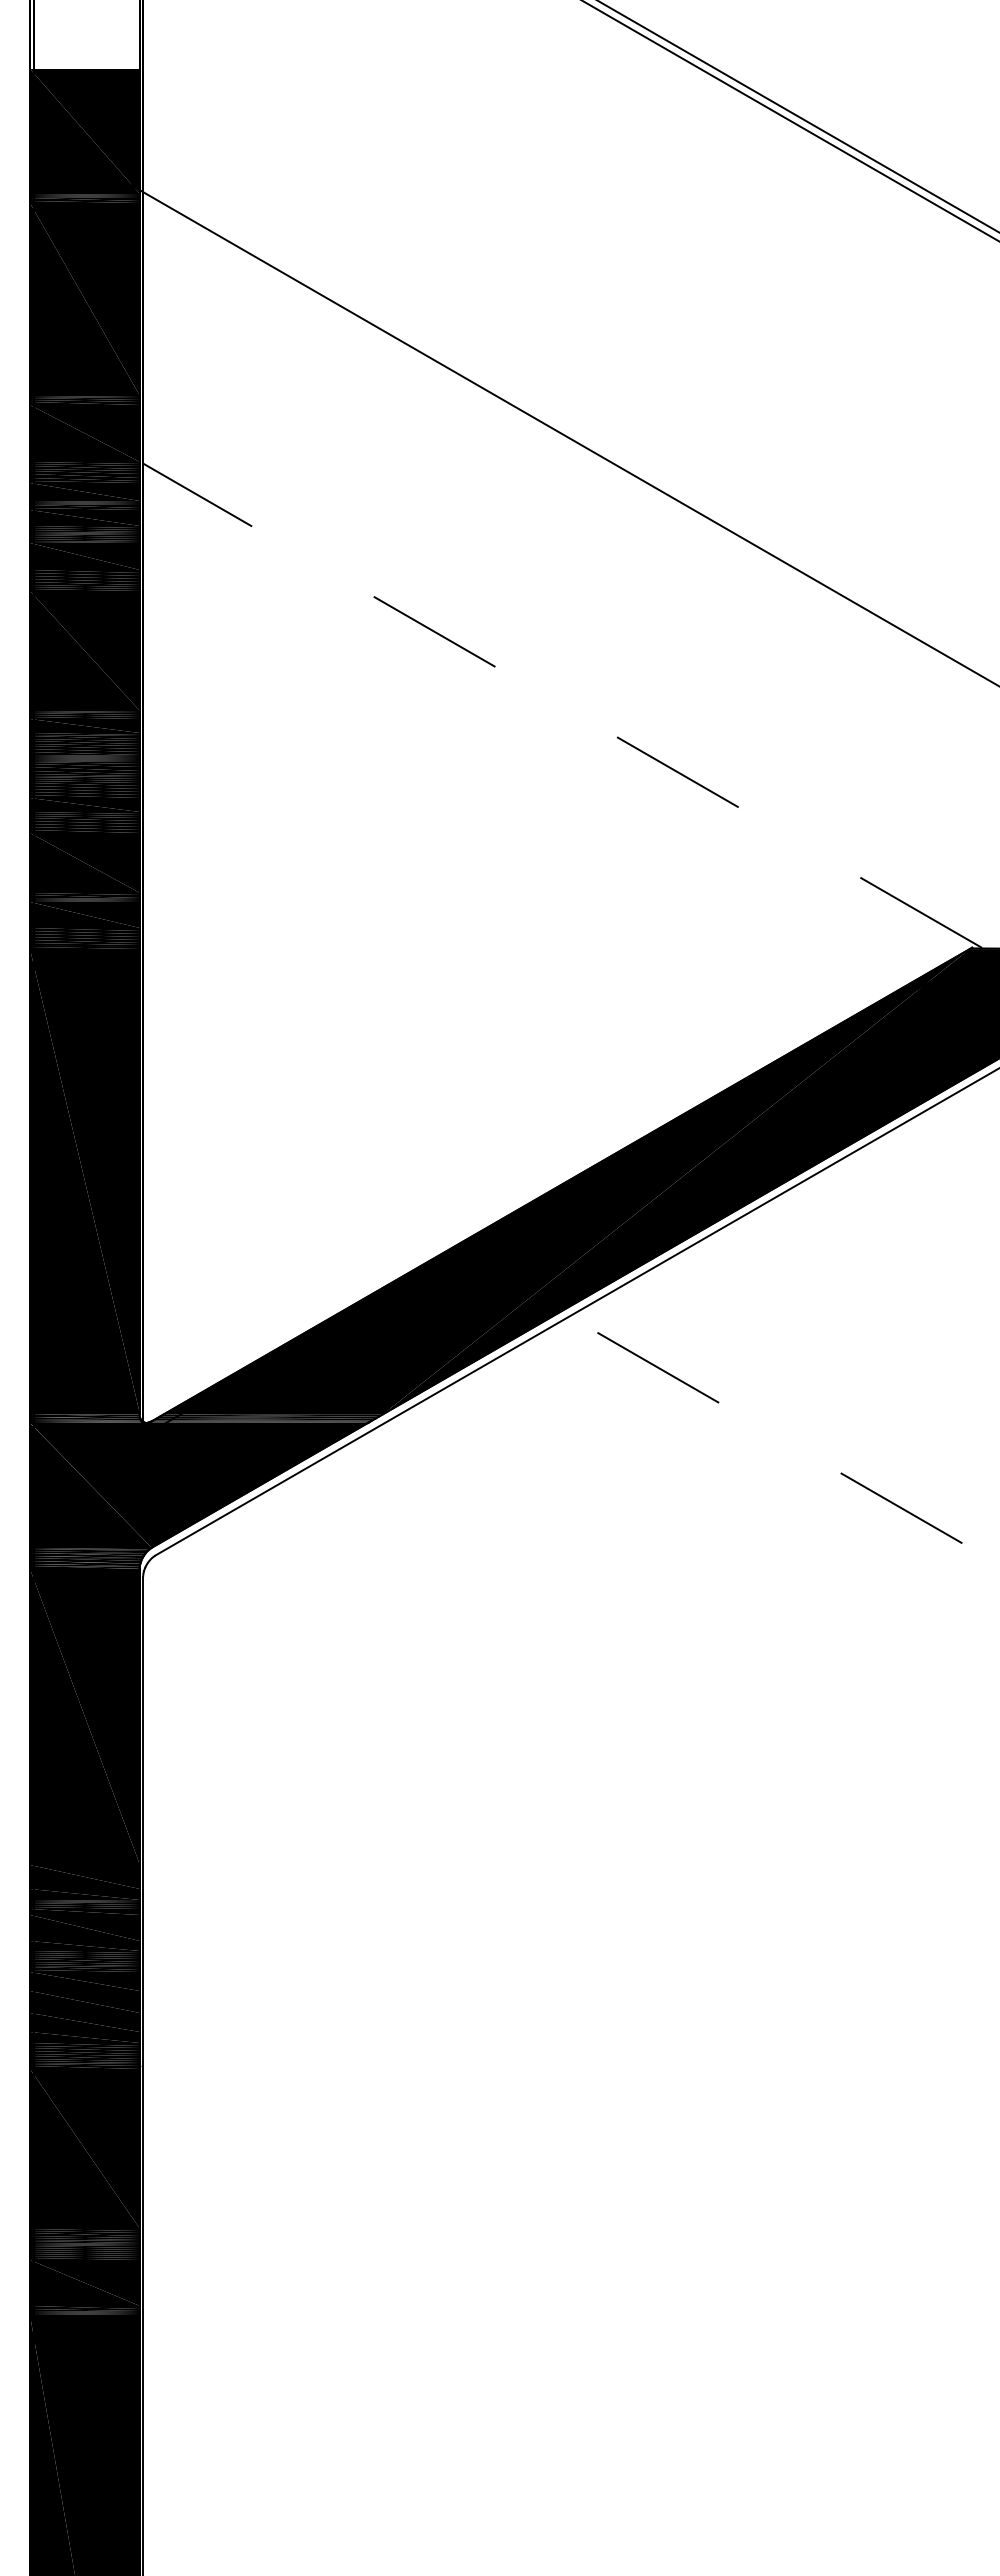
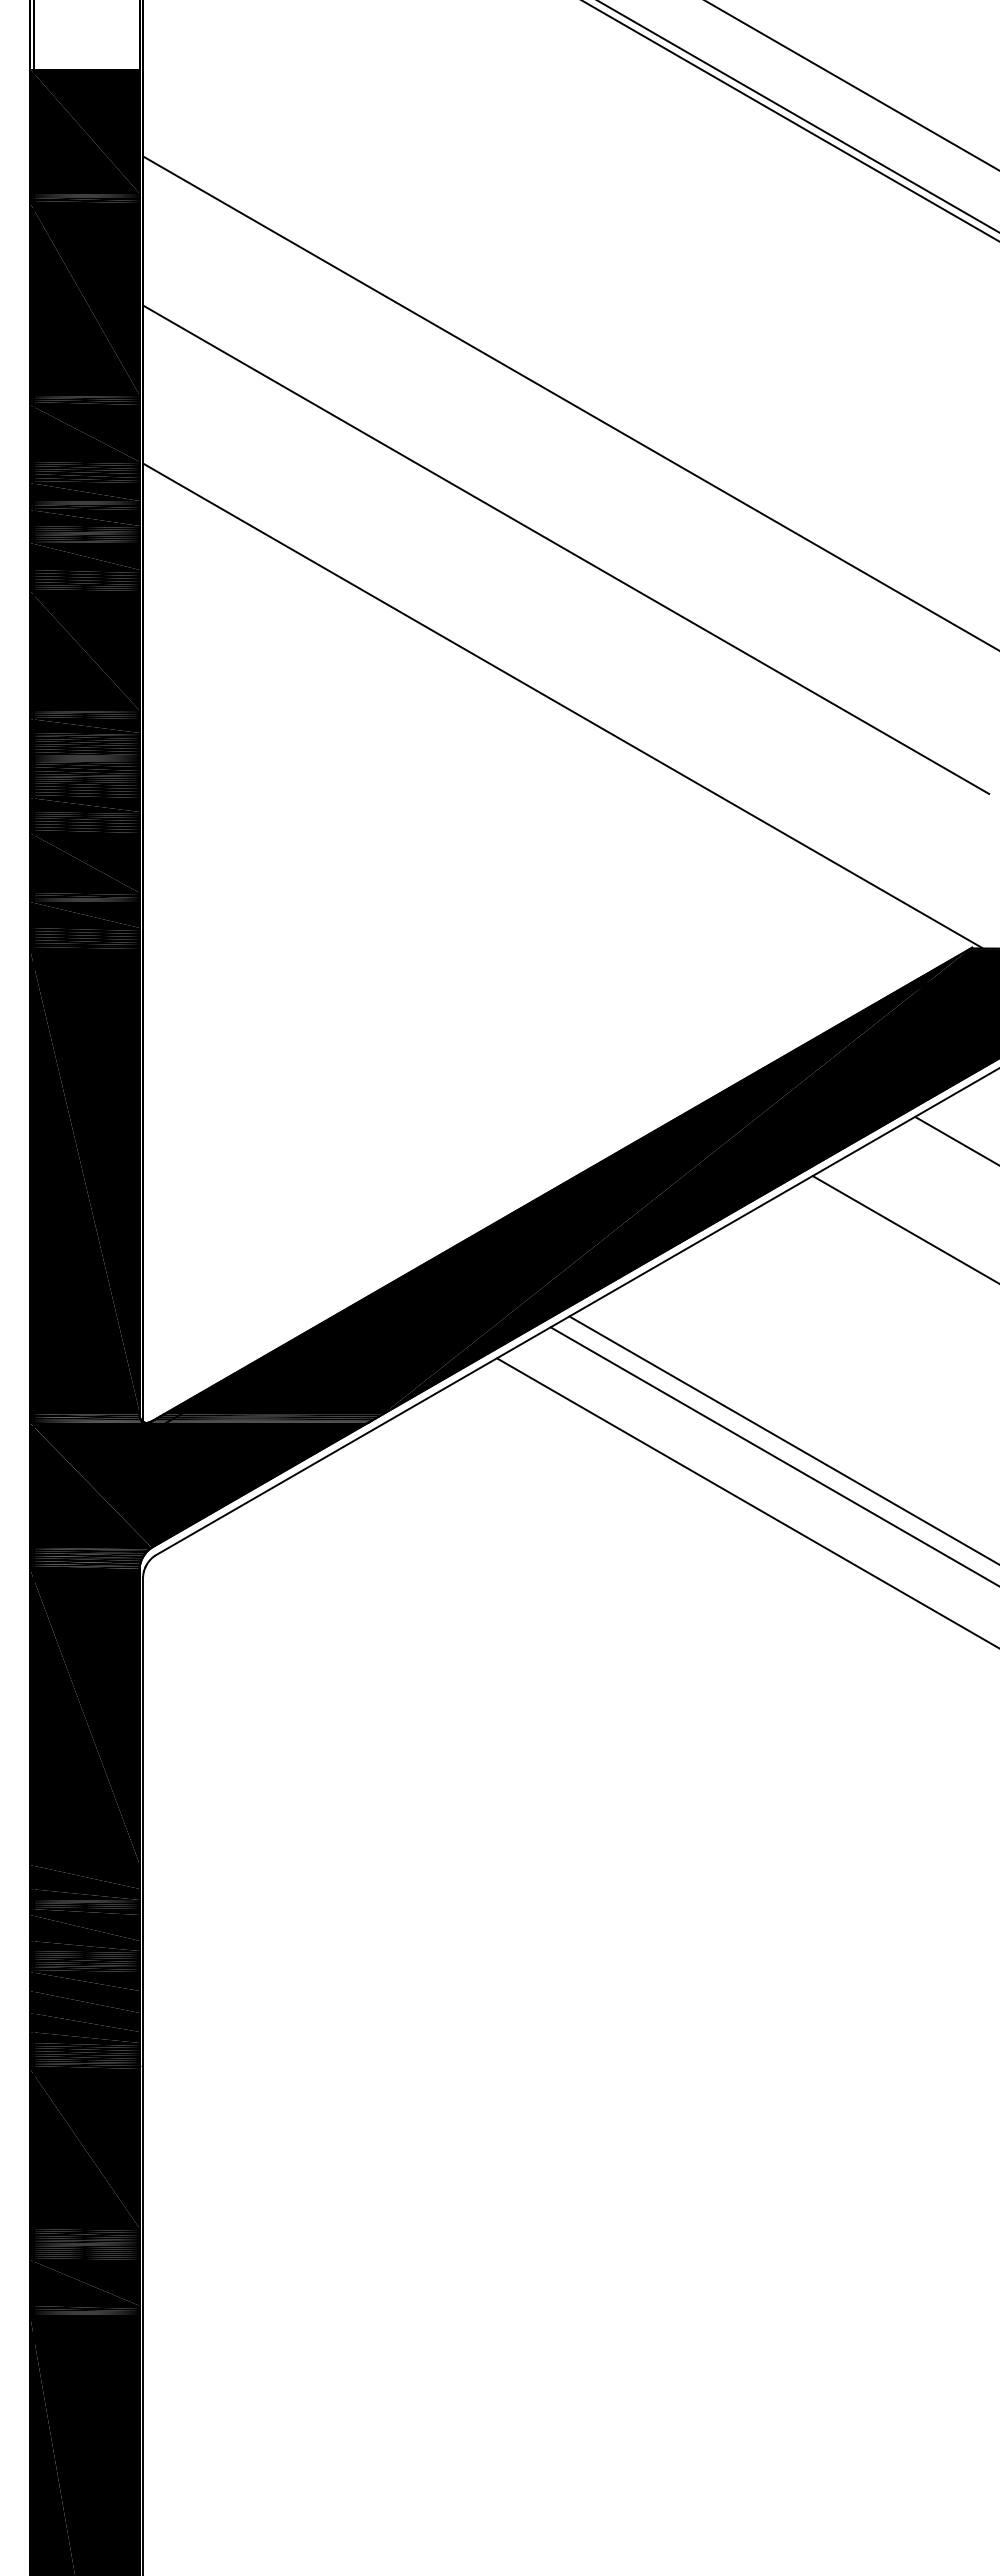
line: none -> present (851, 85)
line position: (562, 433) -> (569, 402) (569, 402)
line: none -> present (566, 549)
line: dashed -> solid (562, 705)
line: none -> present (955, 1139)
line: none -> present (904, 1229)
line: dashed -> solid (784, 1440)
line: none -> present (773, 1455)
line: none -> present (746, 1502)
